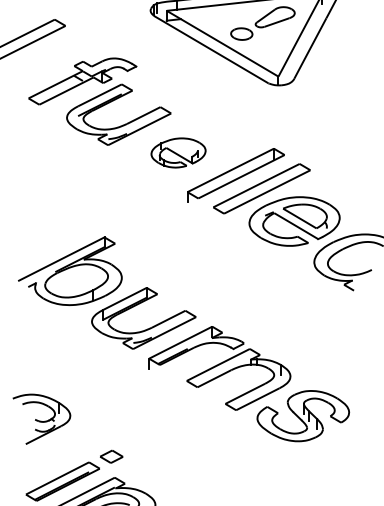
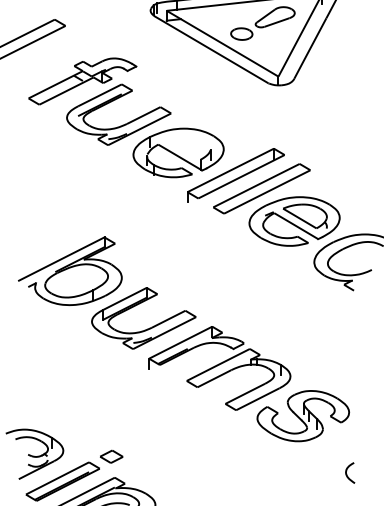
part size: 57x32 px -> 93x52 px (178, 152)
part position: (41, 418) -> (34, 453) (34, 453)
curve: none -> present (347, 470)
